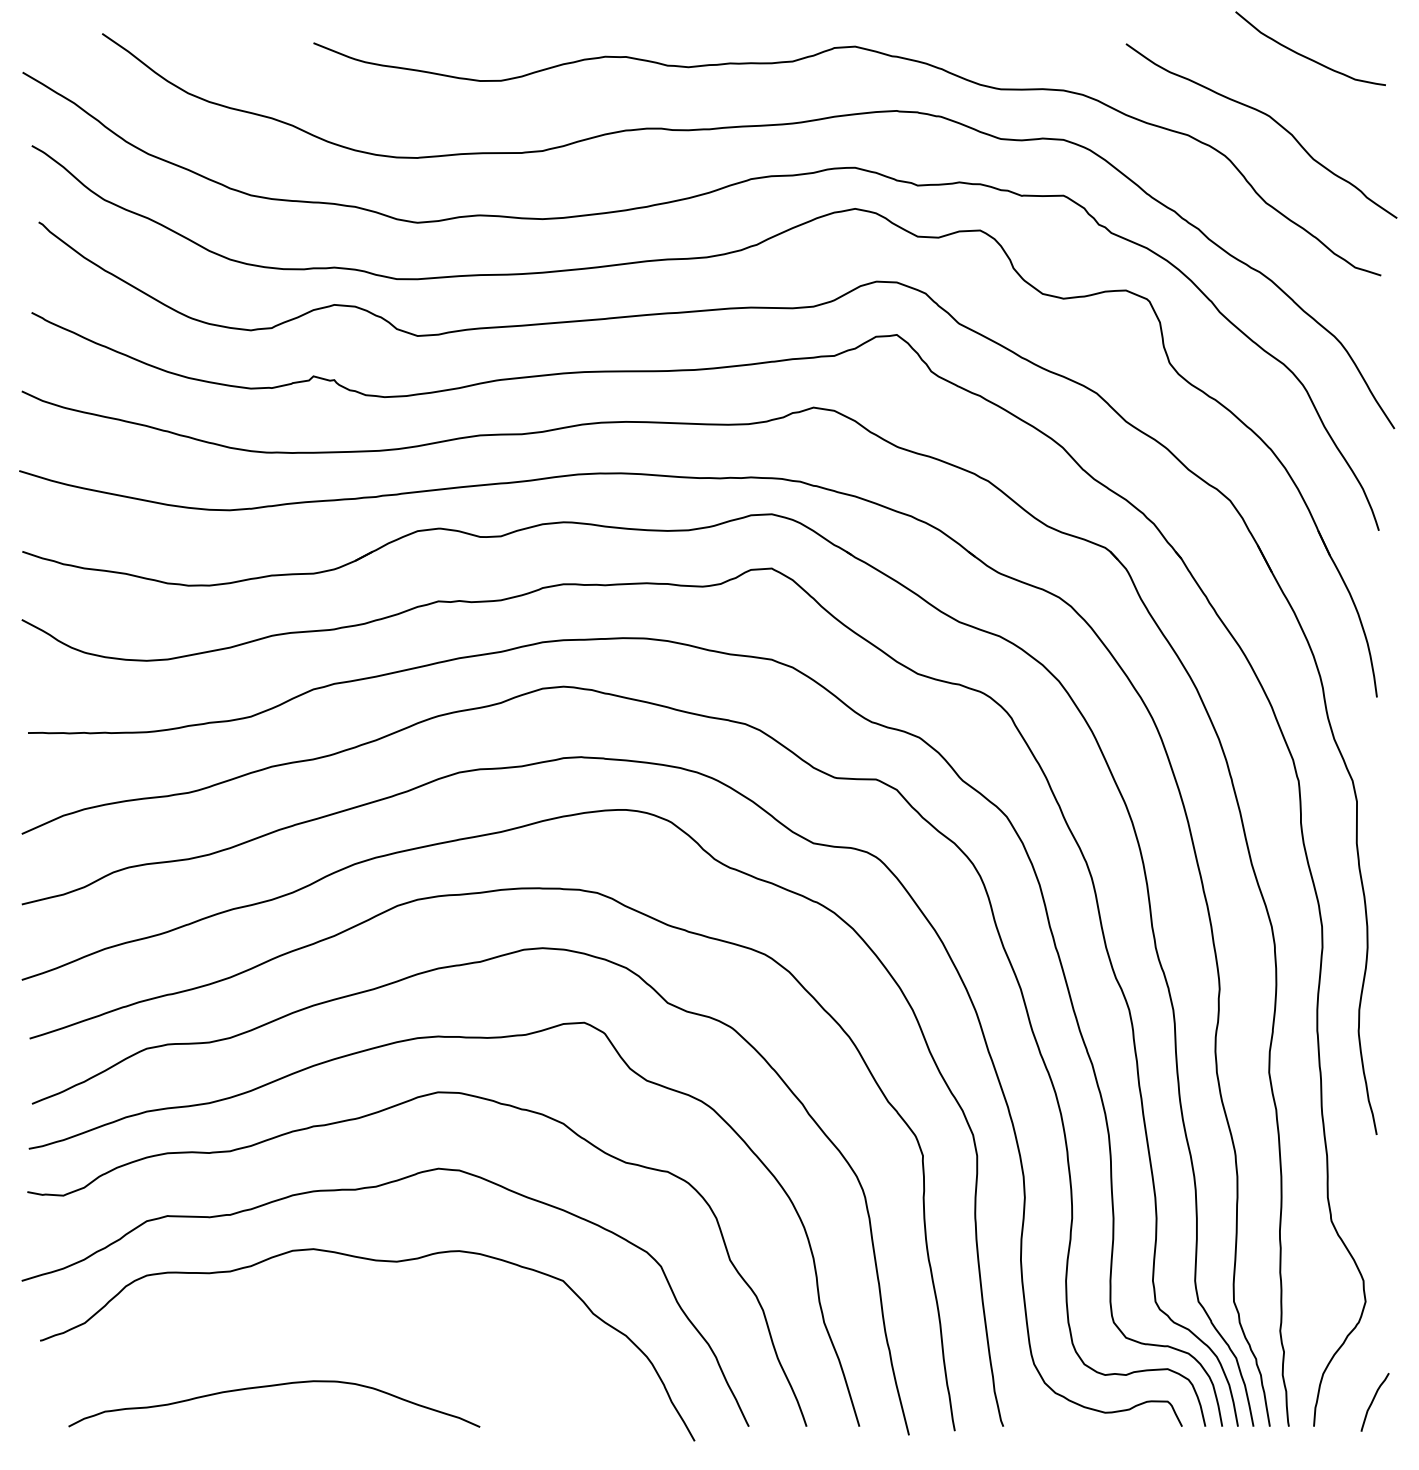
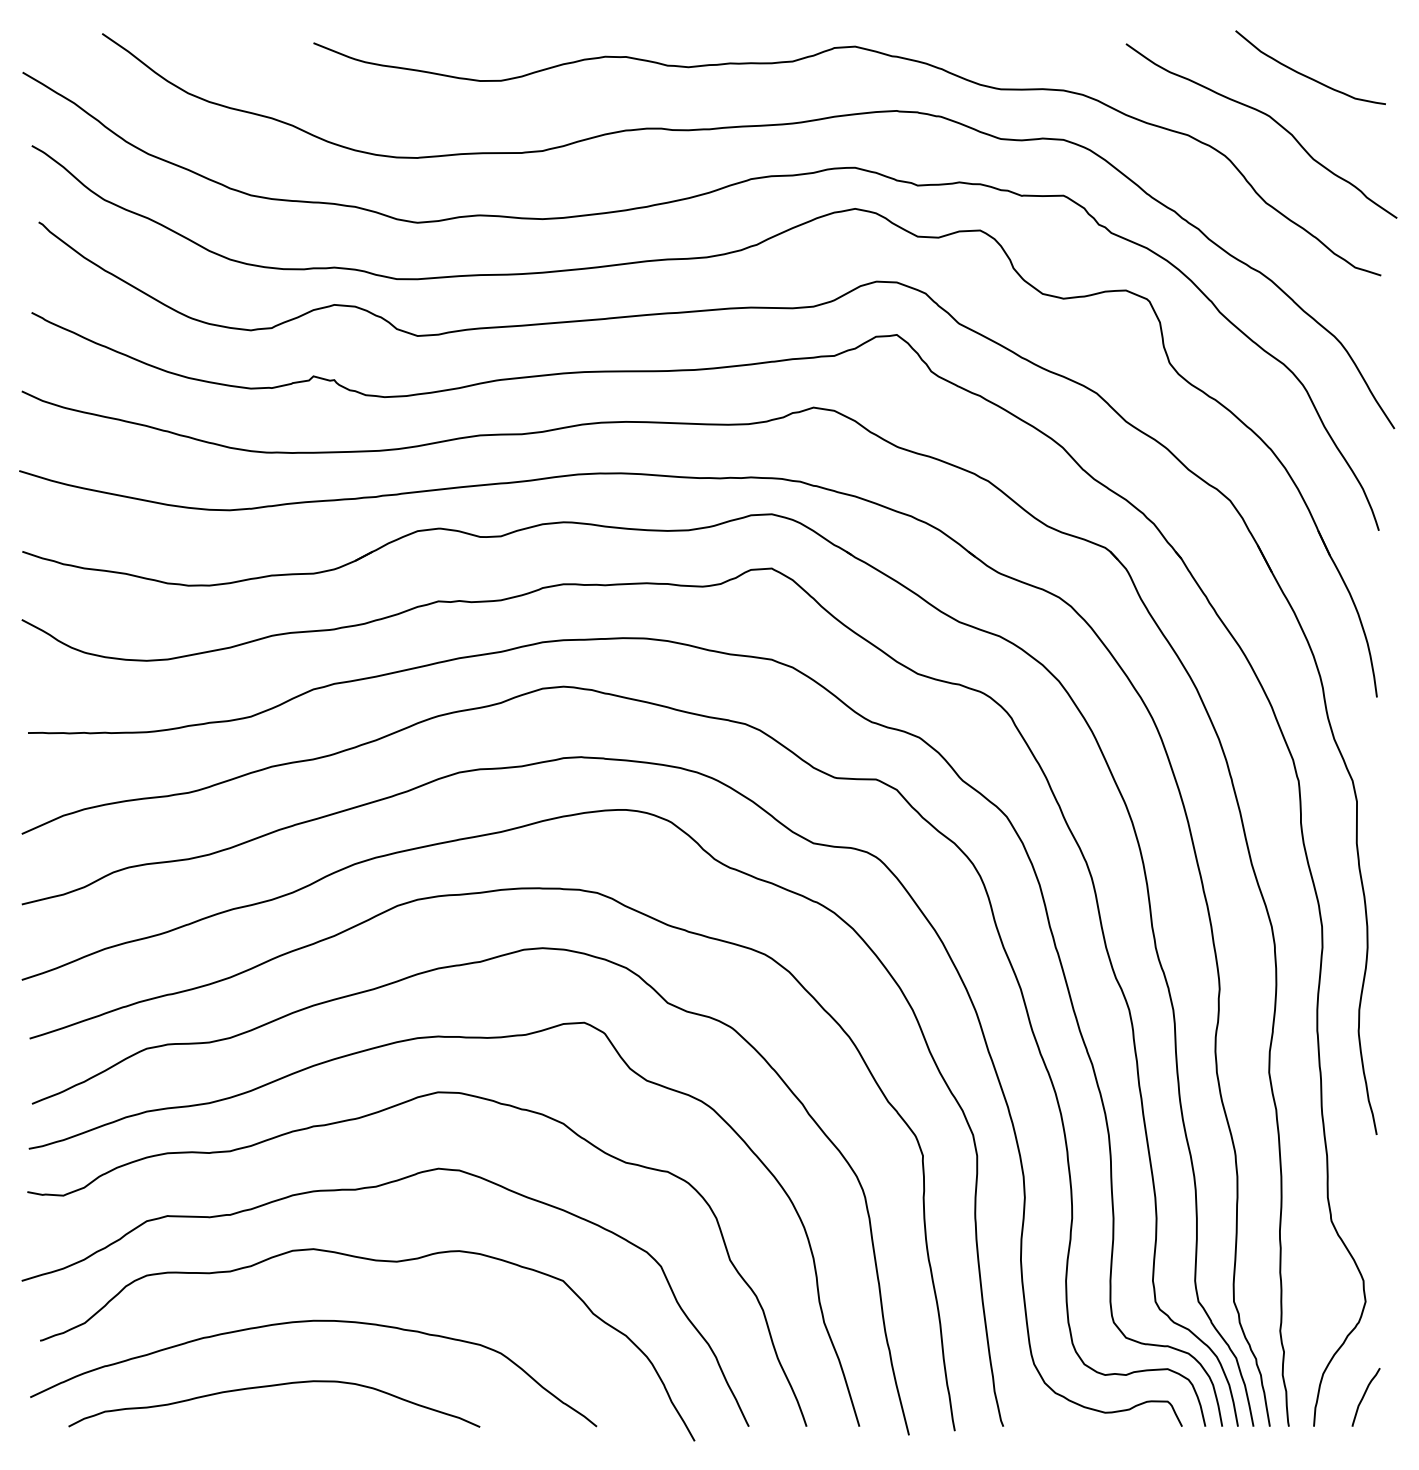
curve position: (1306, 56) -> (1306, 75) (1306, 75)
curve: none -> present (307, 1322)
curve position: (1373, 1401) -> (1364, 1396) (1364, 1396)
